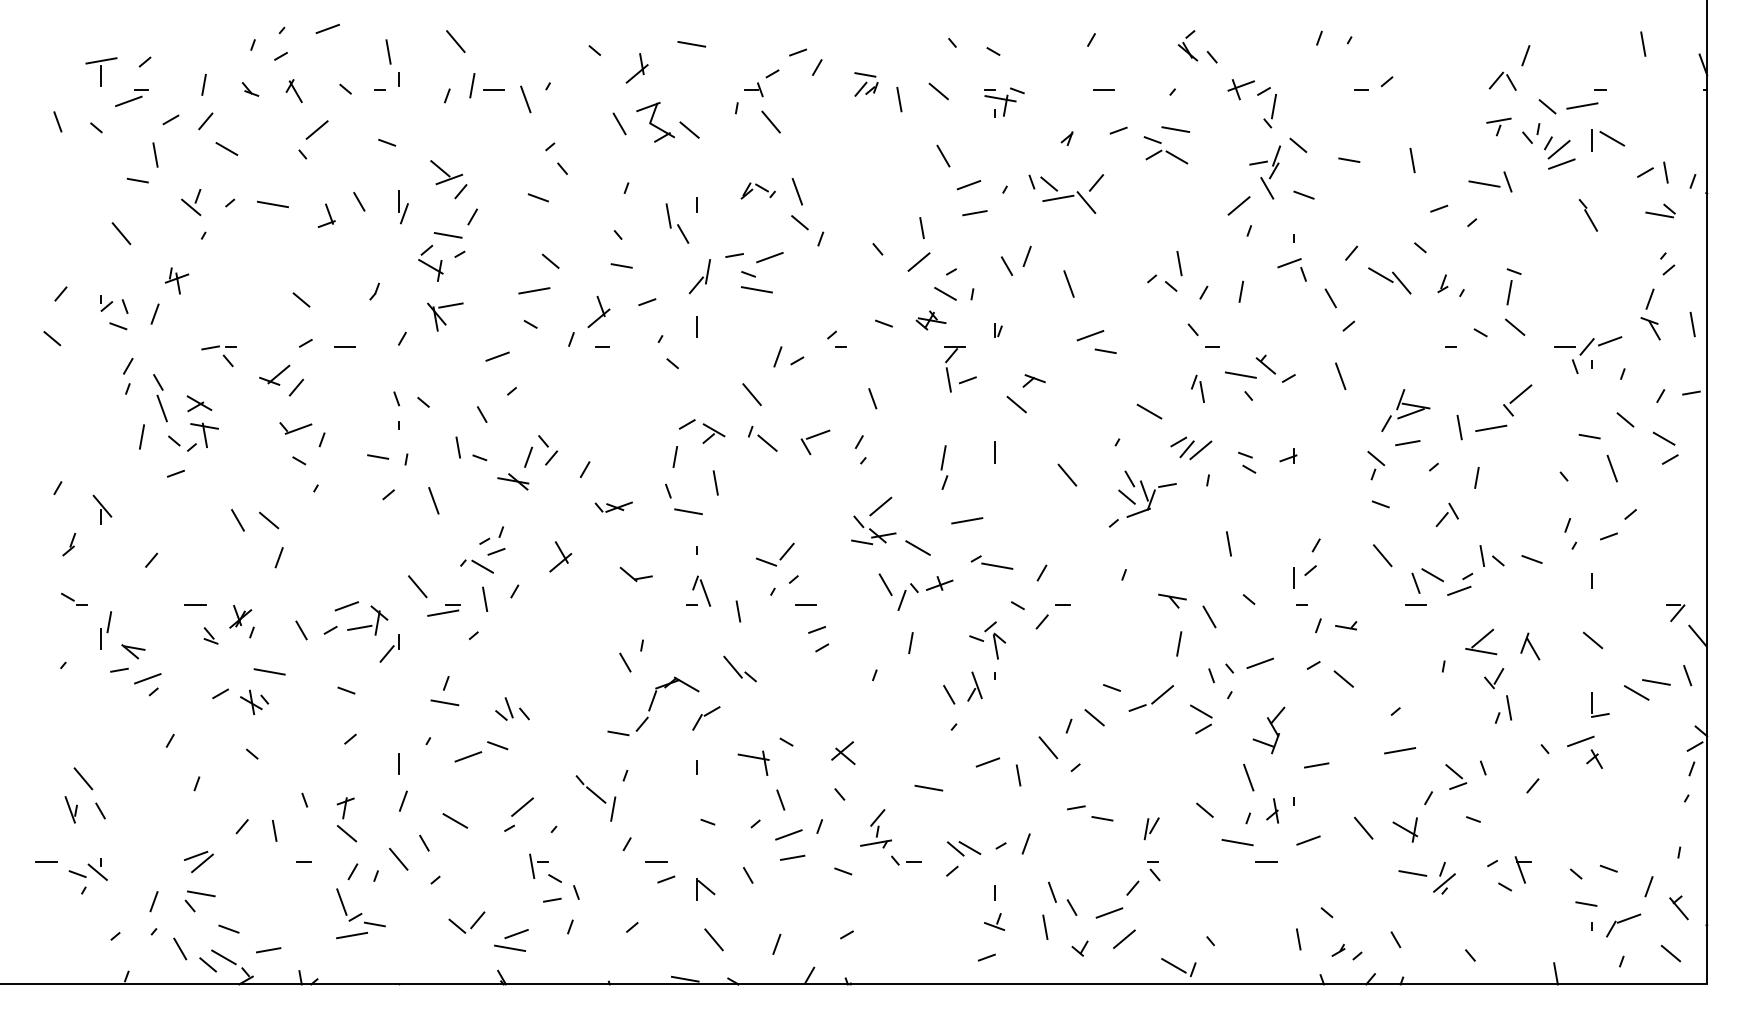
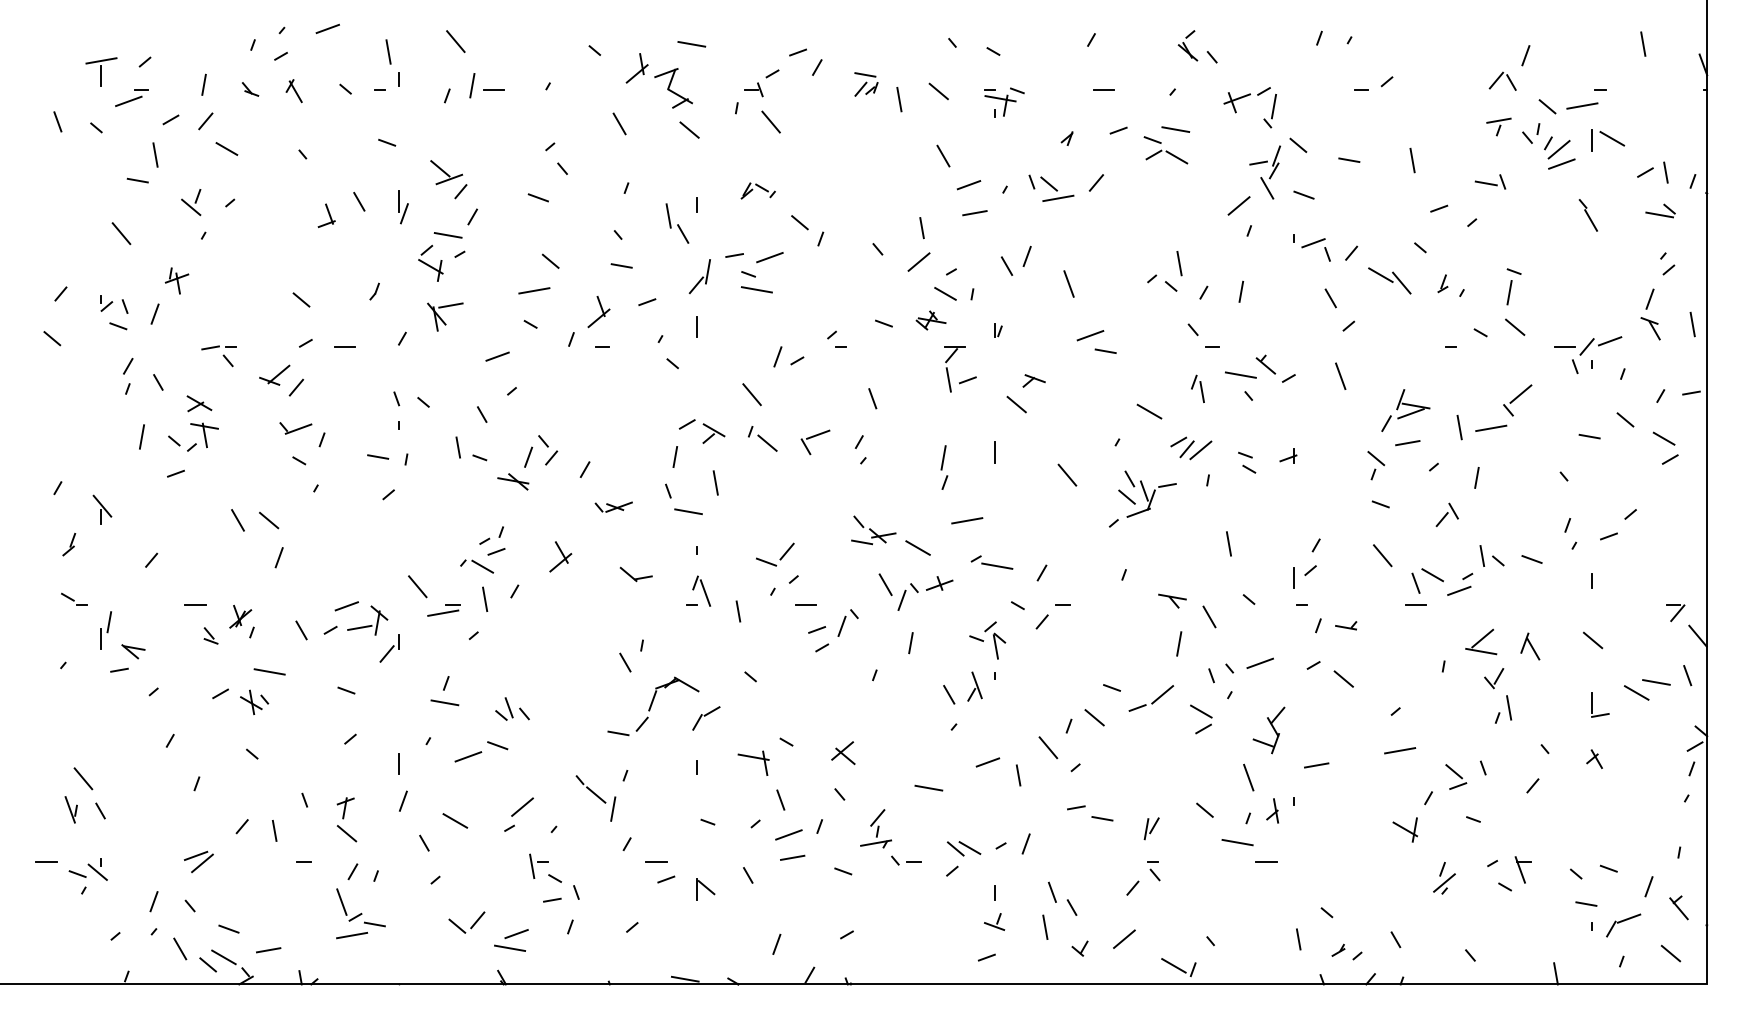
part position: (1240, 89) -> (1236, 102) (1236, 102)
line: present -> none (525, 99)
part position: (655, 122) -> (673, 88) (673, 88)
line: present -> none (316, 129)
part size: 45x22 px -> 33x16 px (1490, 181)
line: present -> none (797, 191)
line: present -> none (1086, 202)
line: present -> none (272, 204)
part position: (1291, 269) -> (1315, 249) (1315, 249)
line: present -> none (161, 408)
line: present -> none (1611, 468)
line: present -> none (433, 500)
line: present -> none (880, 506)
part: none -> present (847, 622)
line: present -> none (732, 666)
line: present -> none (147, 678)
line: present -> none (1580, 741)
line: present -> none (1363, 827)
line: present -> none (1308, 840)
line: present -> none (398, 858)
line: present -> none (1412, 873)
line: present -> none (200, 893)
line: present -> none (1109, 912)
line: present -> none (713, 939)
